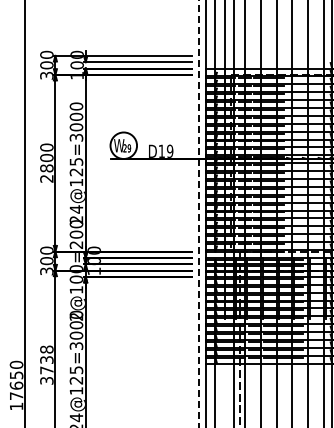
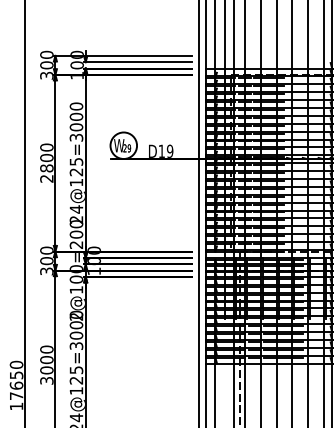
line: dashed -> solid (199, 214)
text: 3738 -> 3000 (46, 359)
